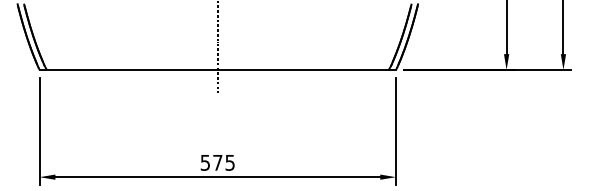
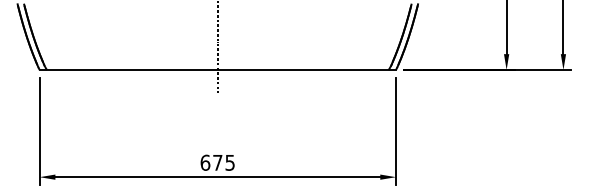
text: 575 -> 675 (205, 162)
